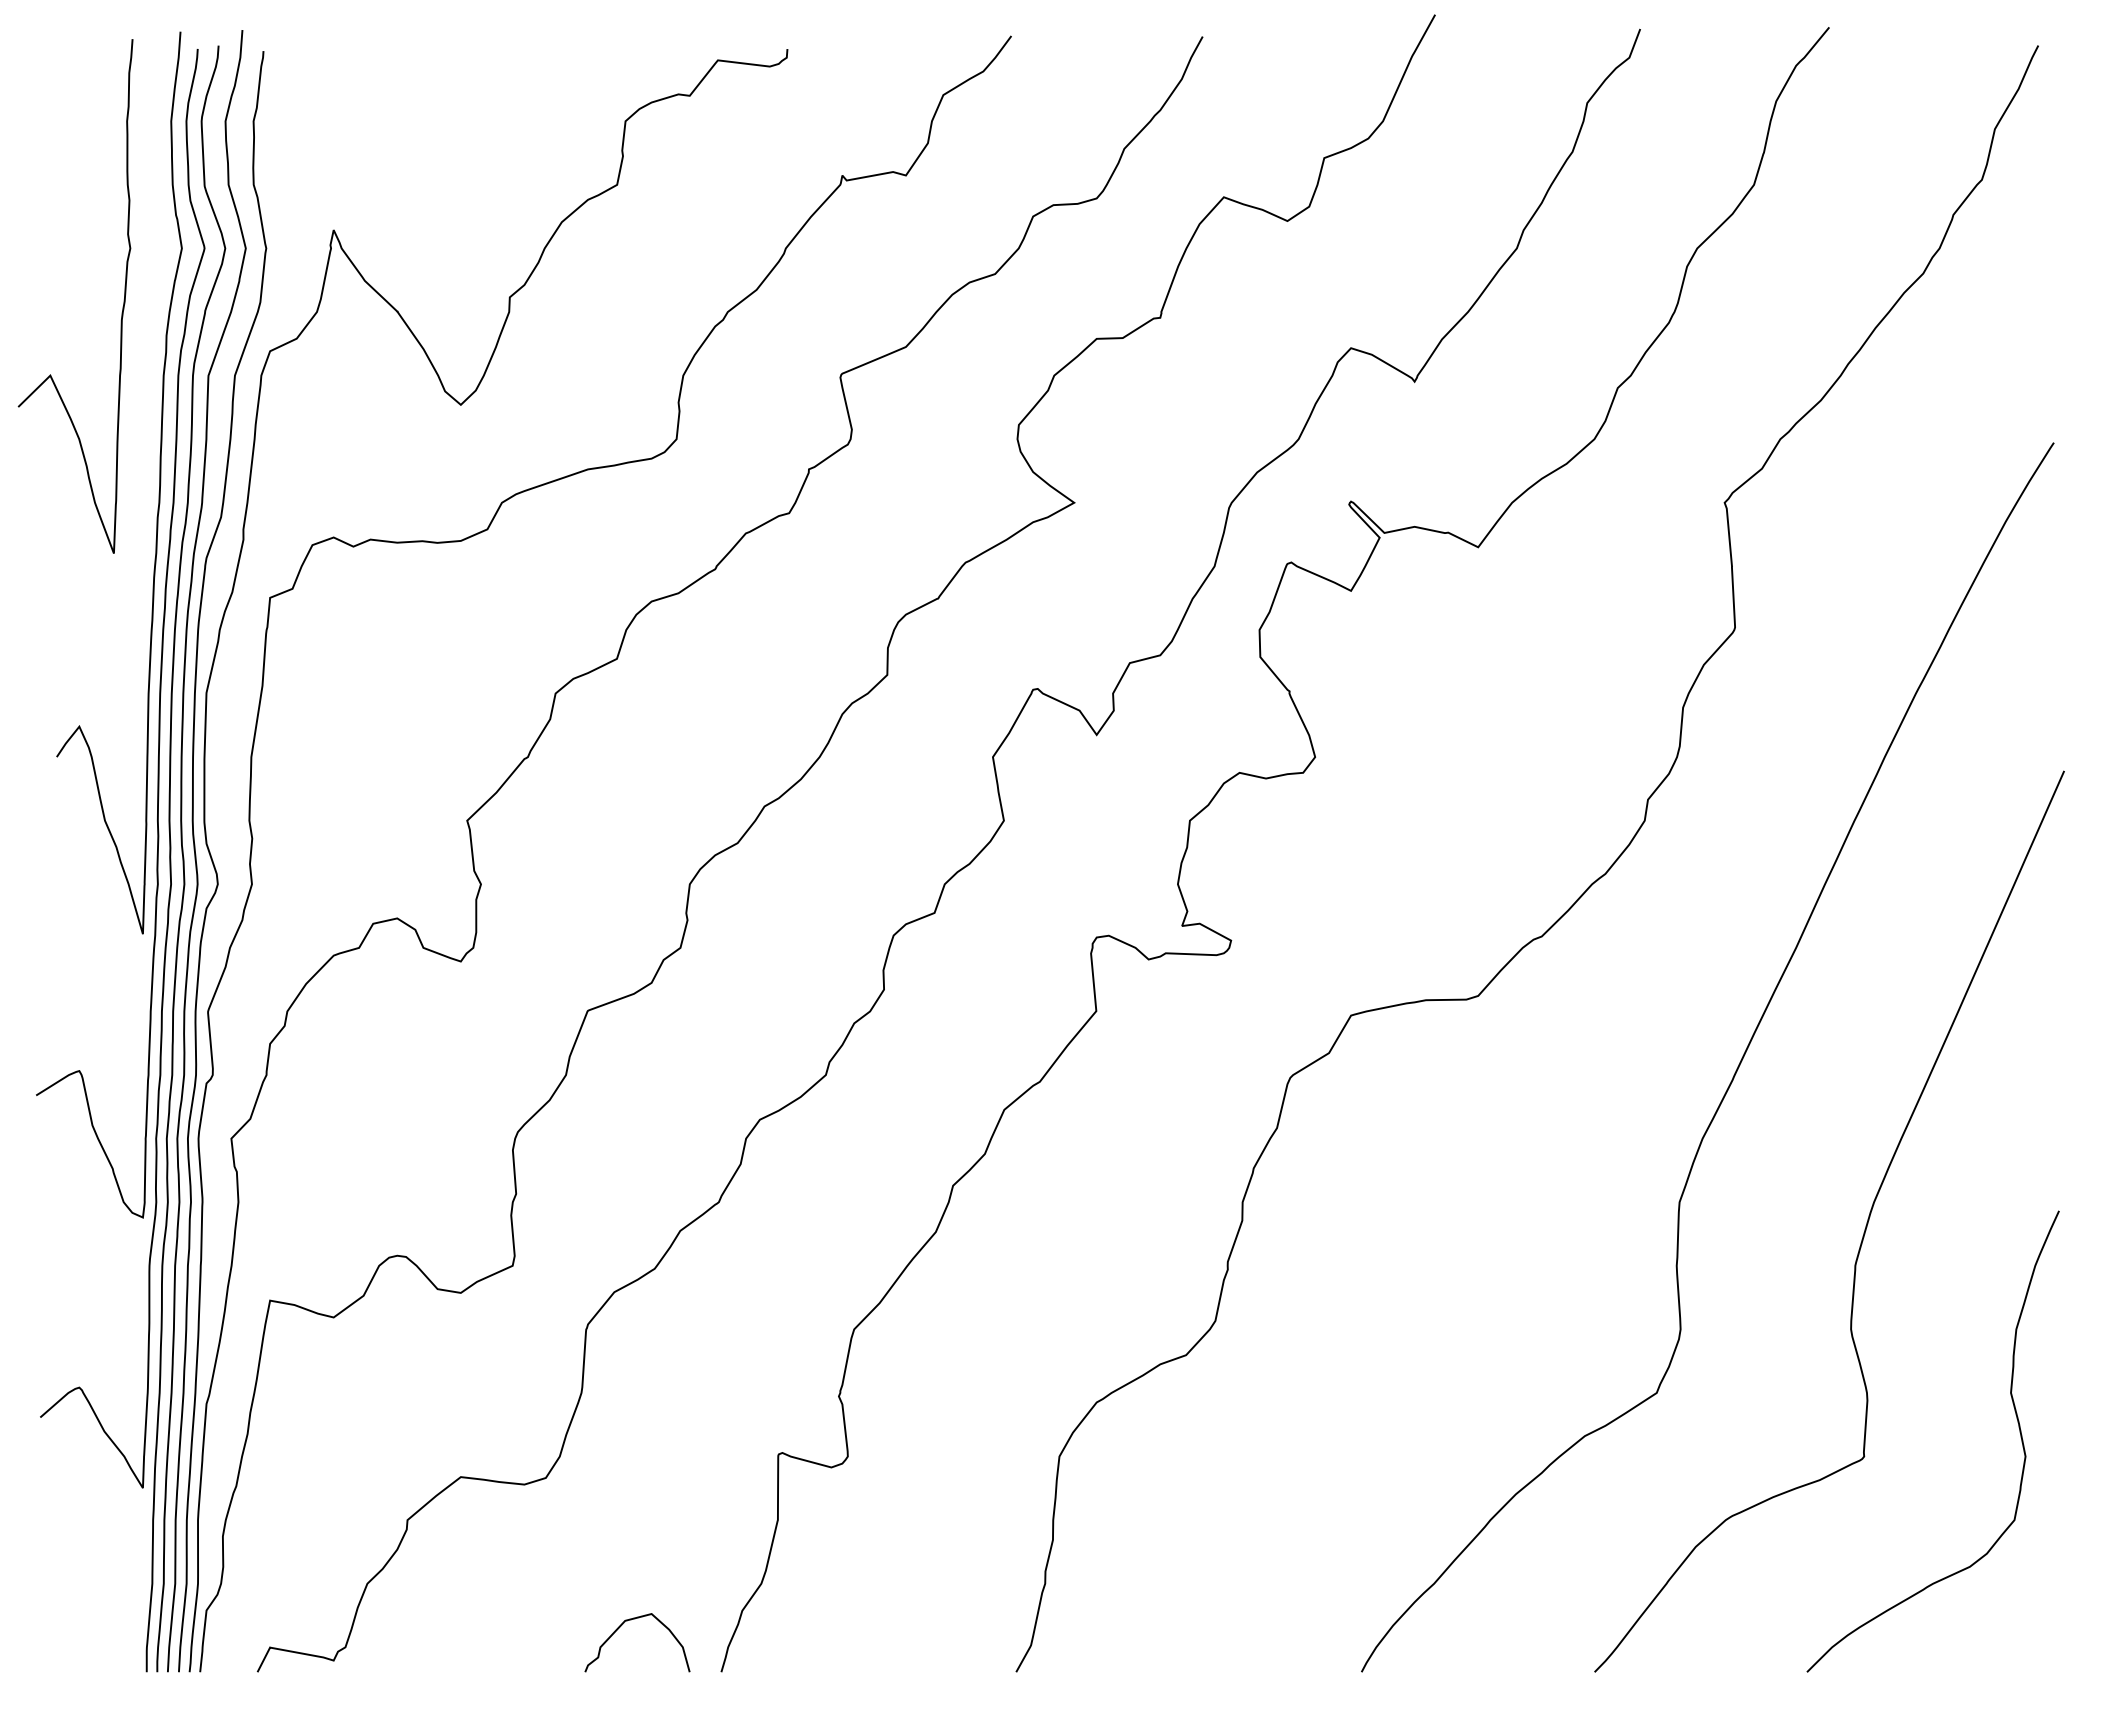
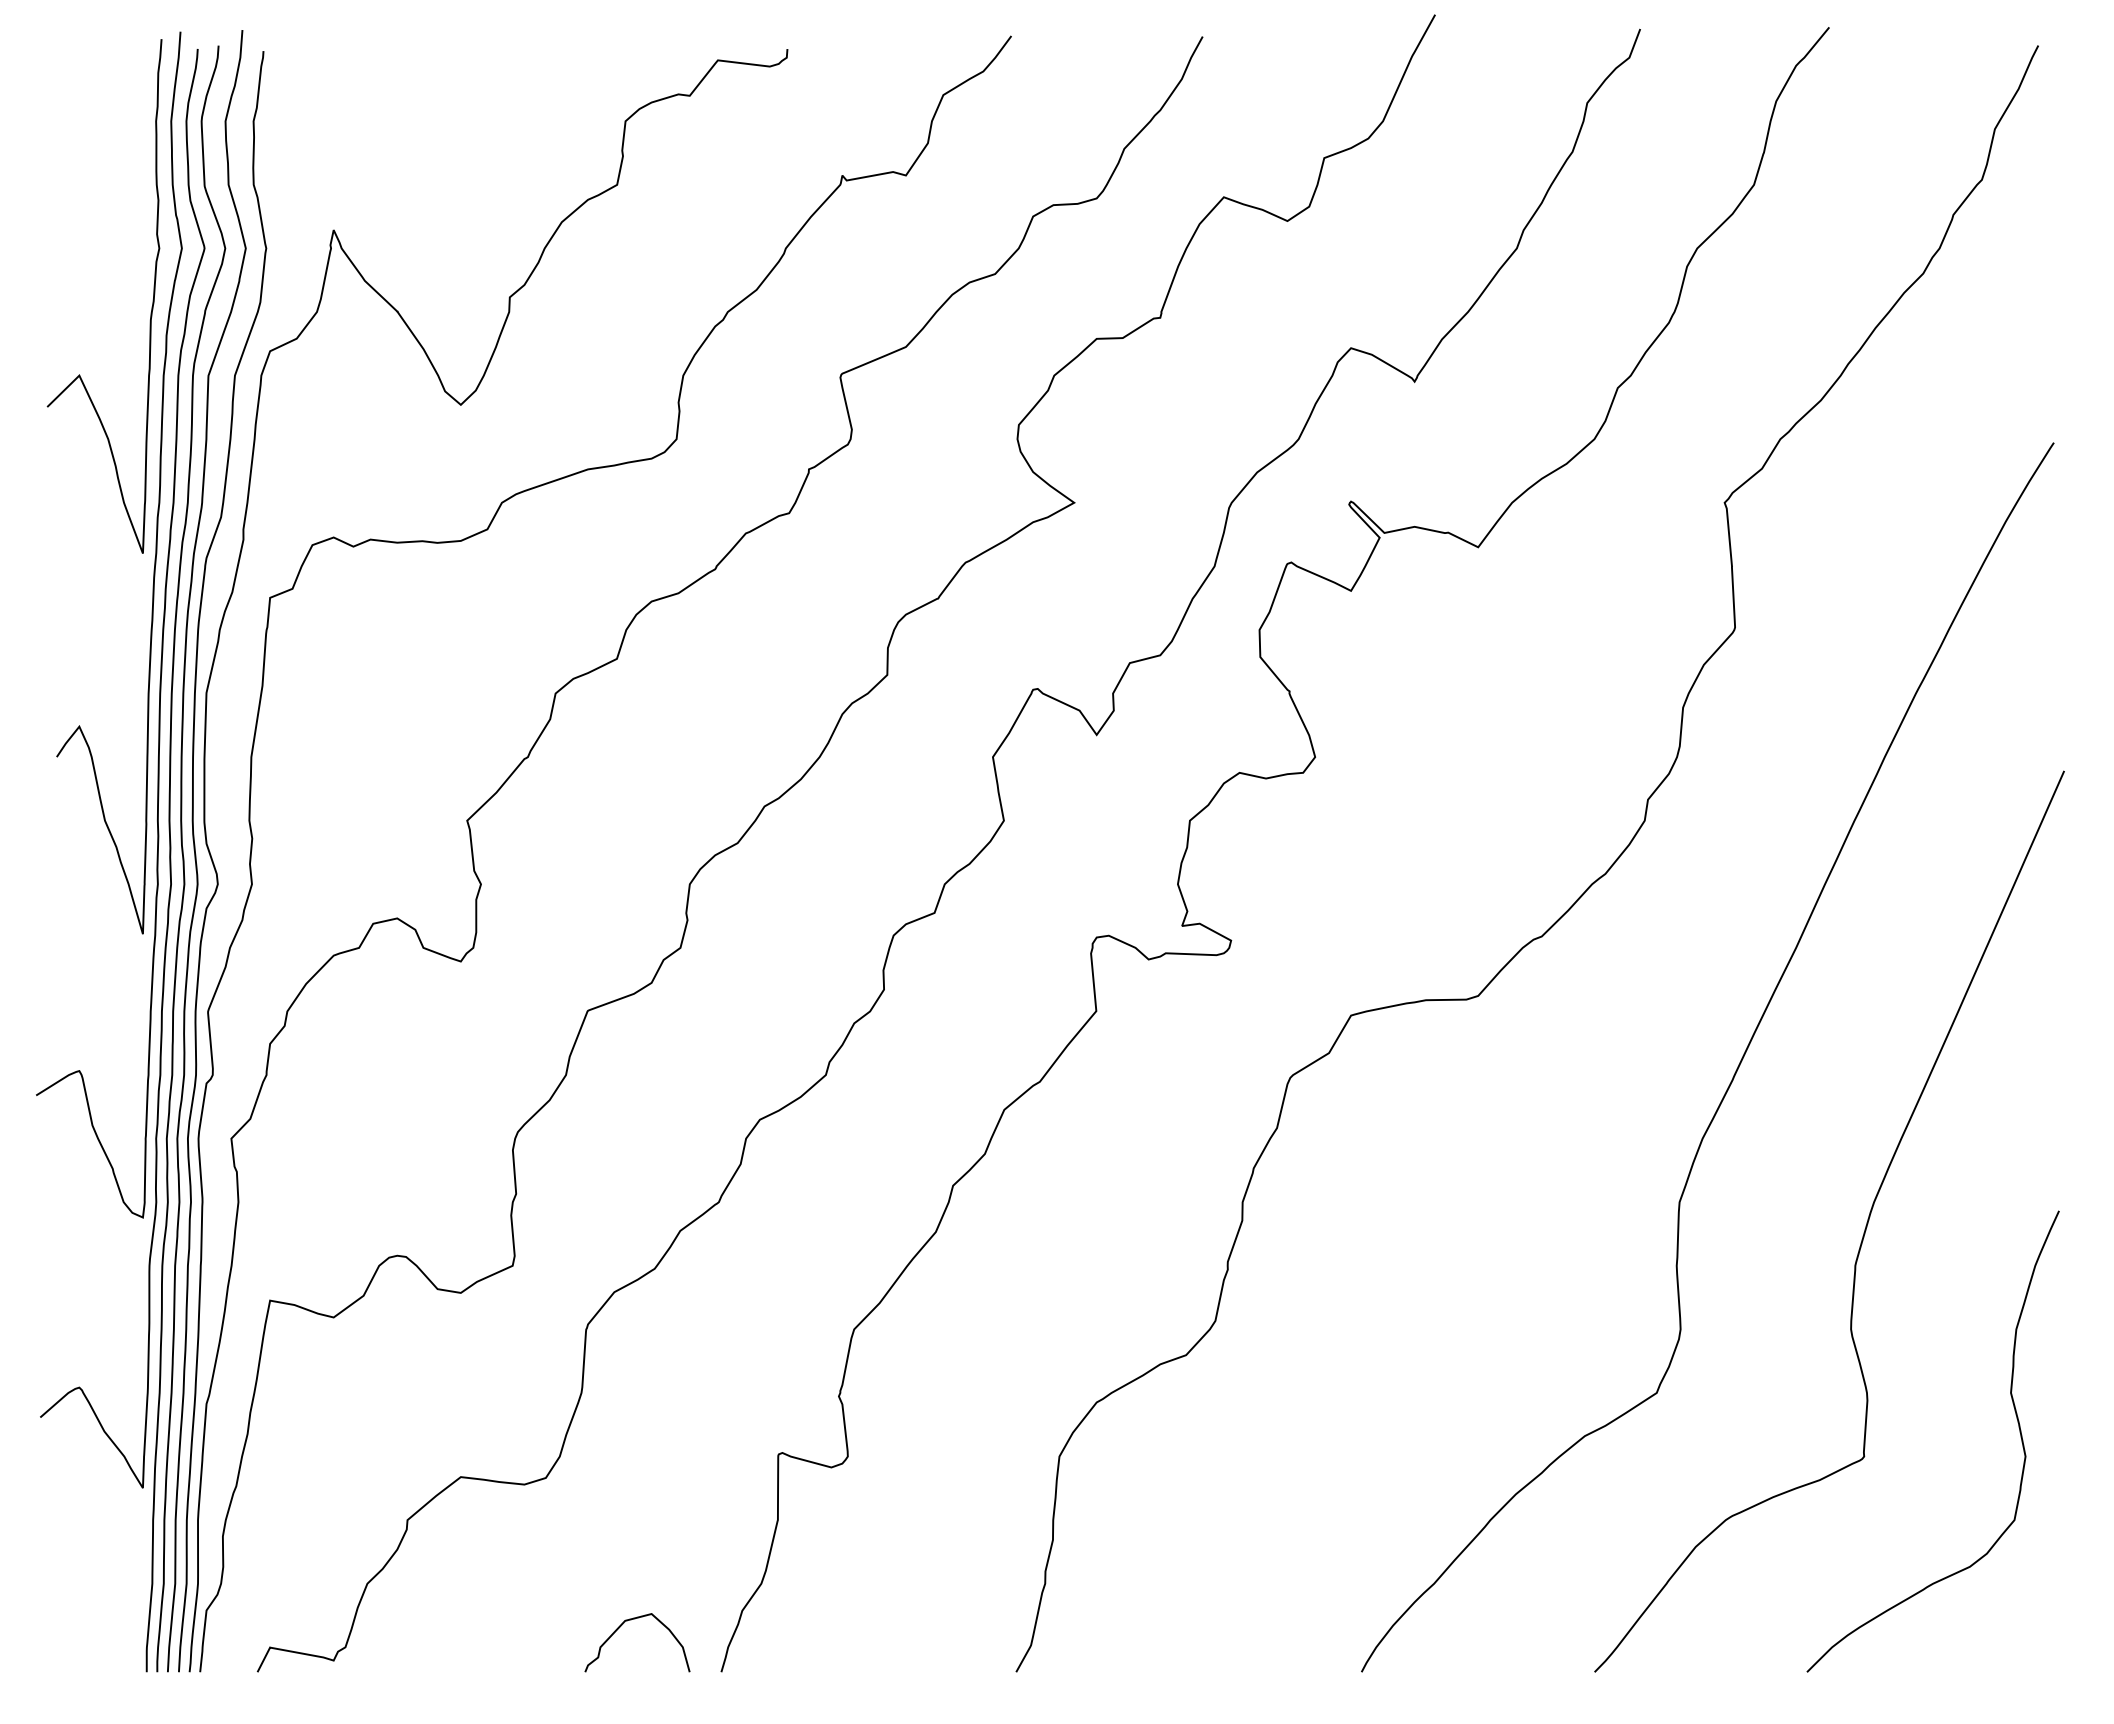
curve position: (122, 306) -> (151, 306) (151, 306)
